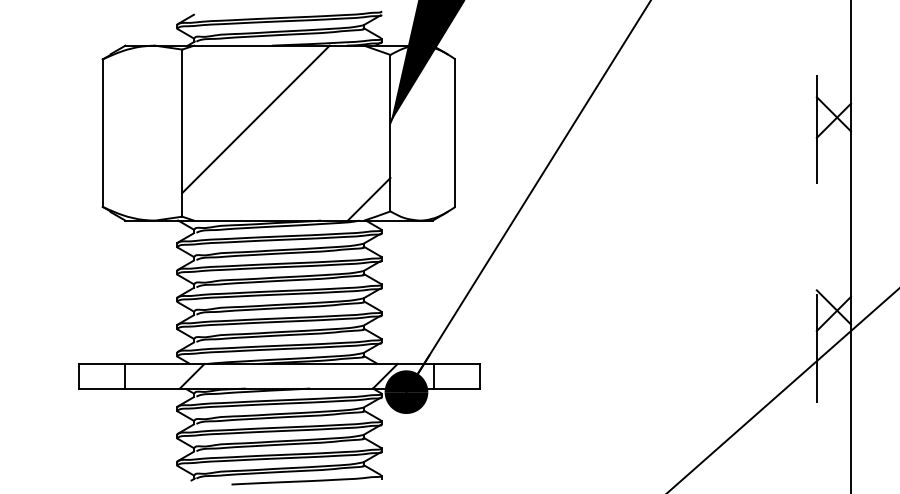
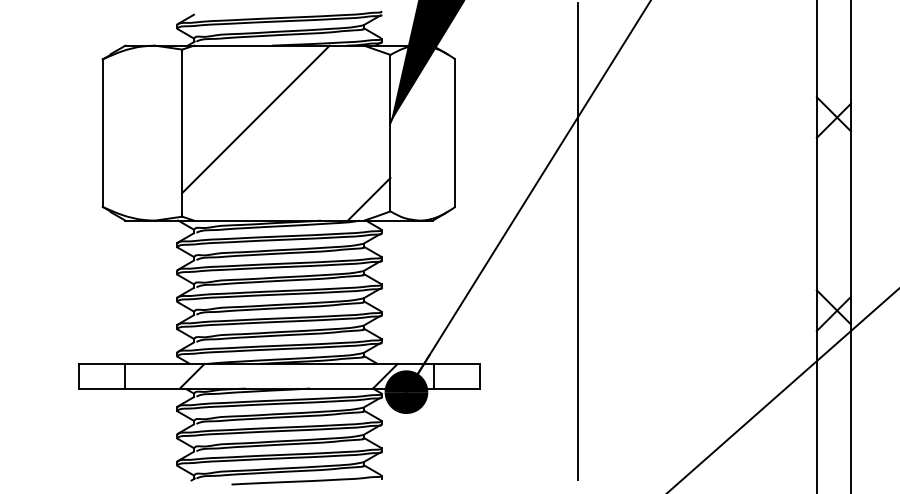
line: none -> present (577, 241)
line: dashed -> solid (816, 247)
